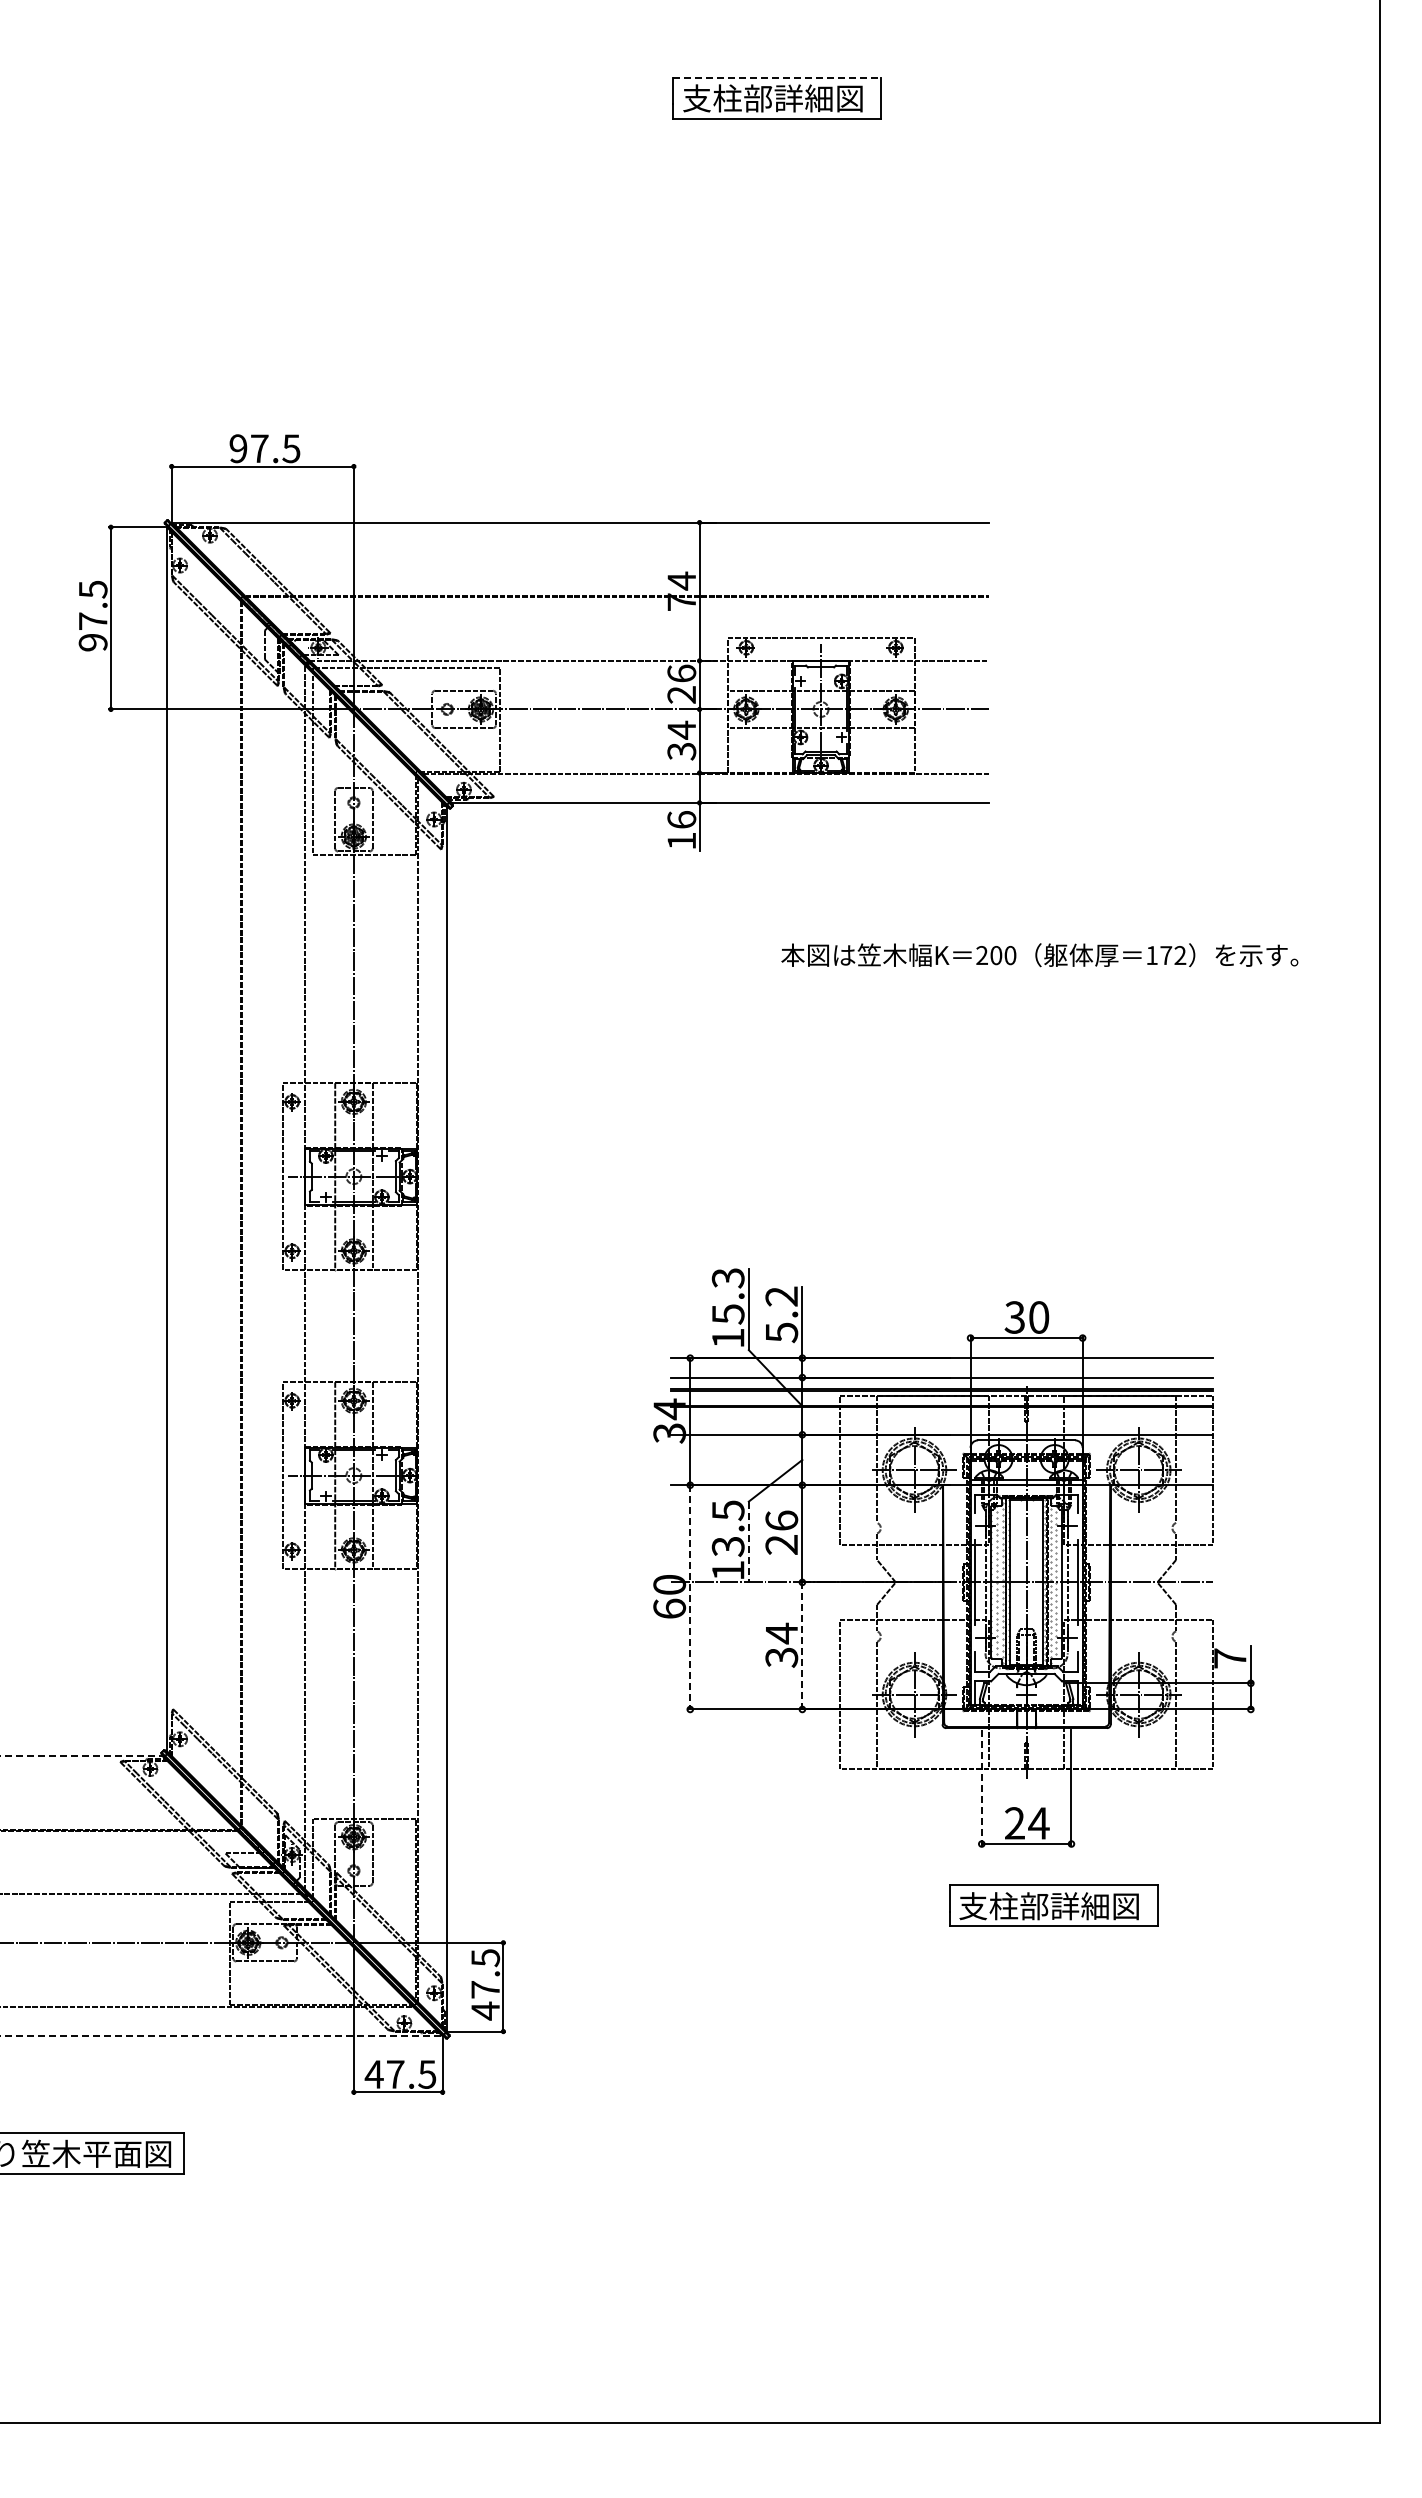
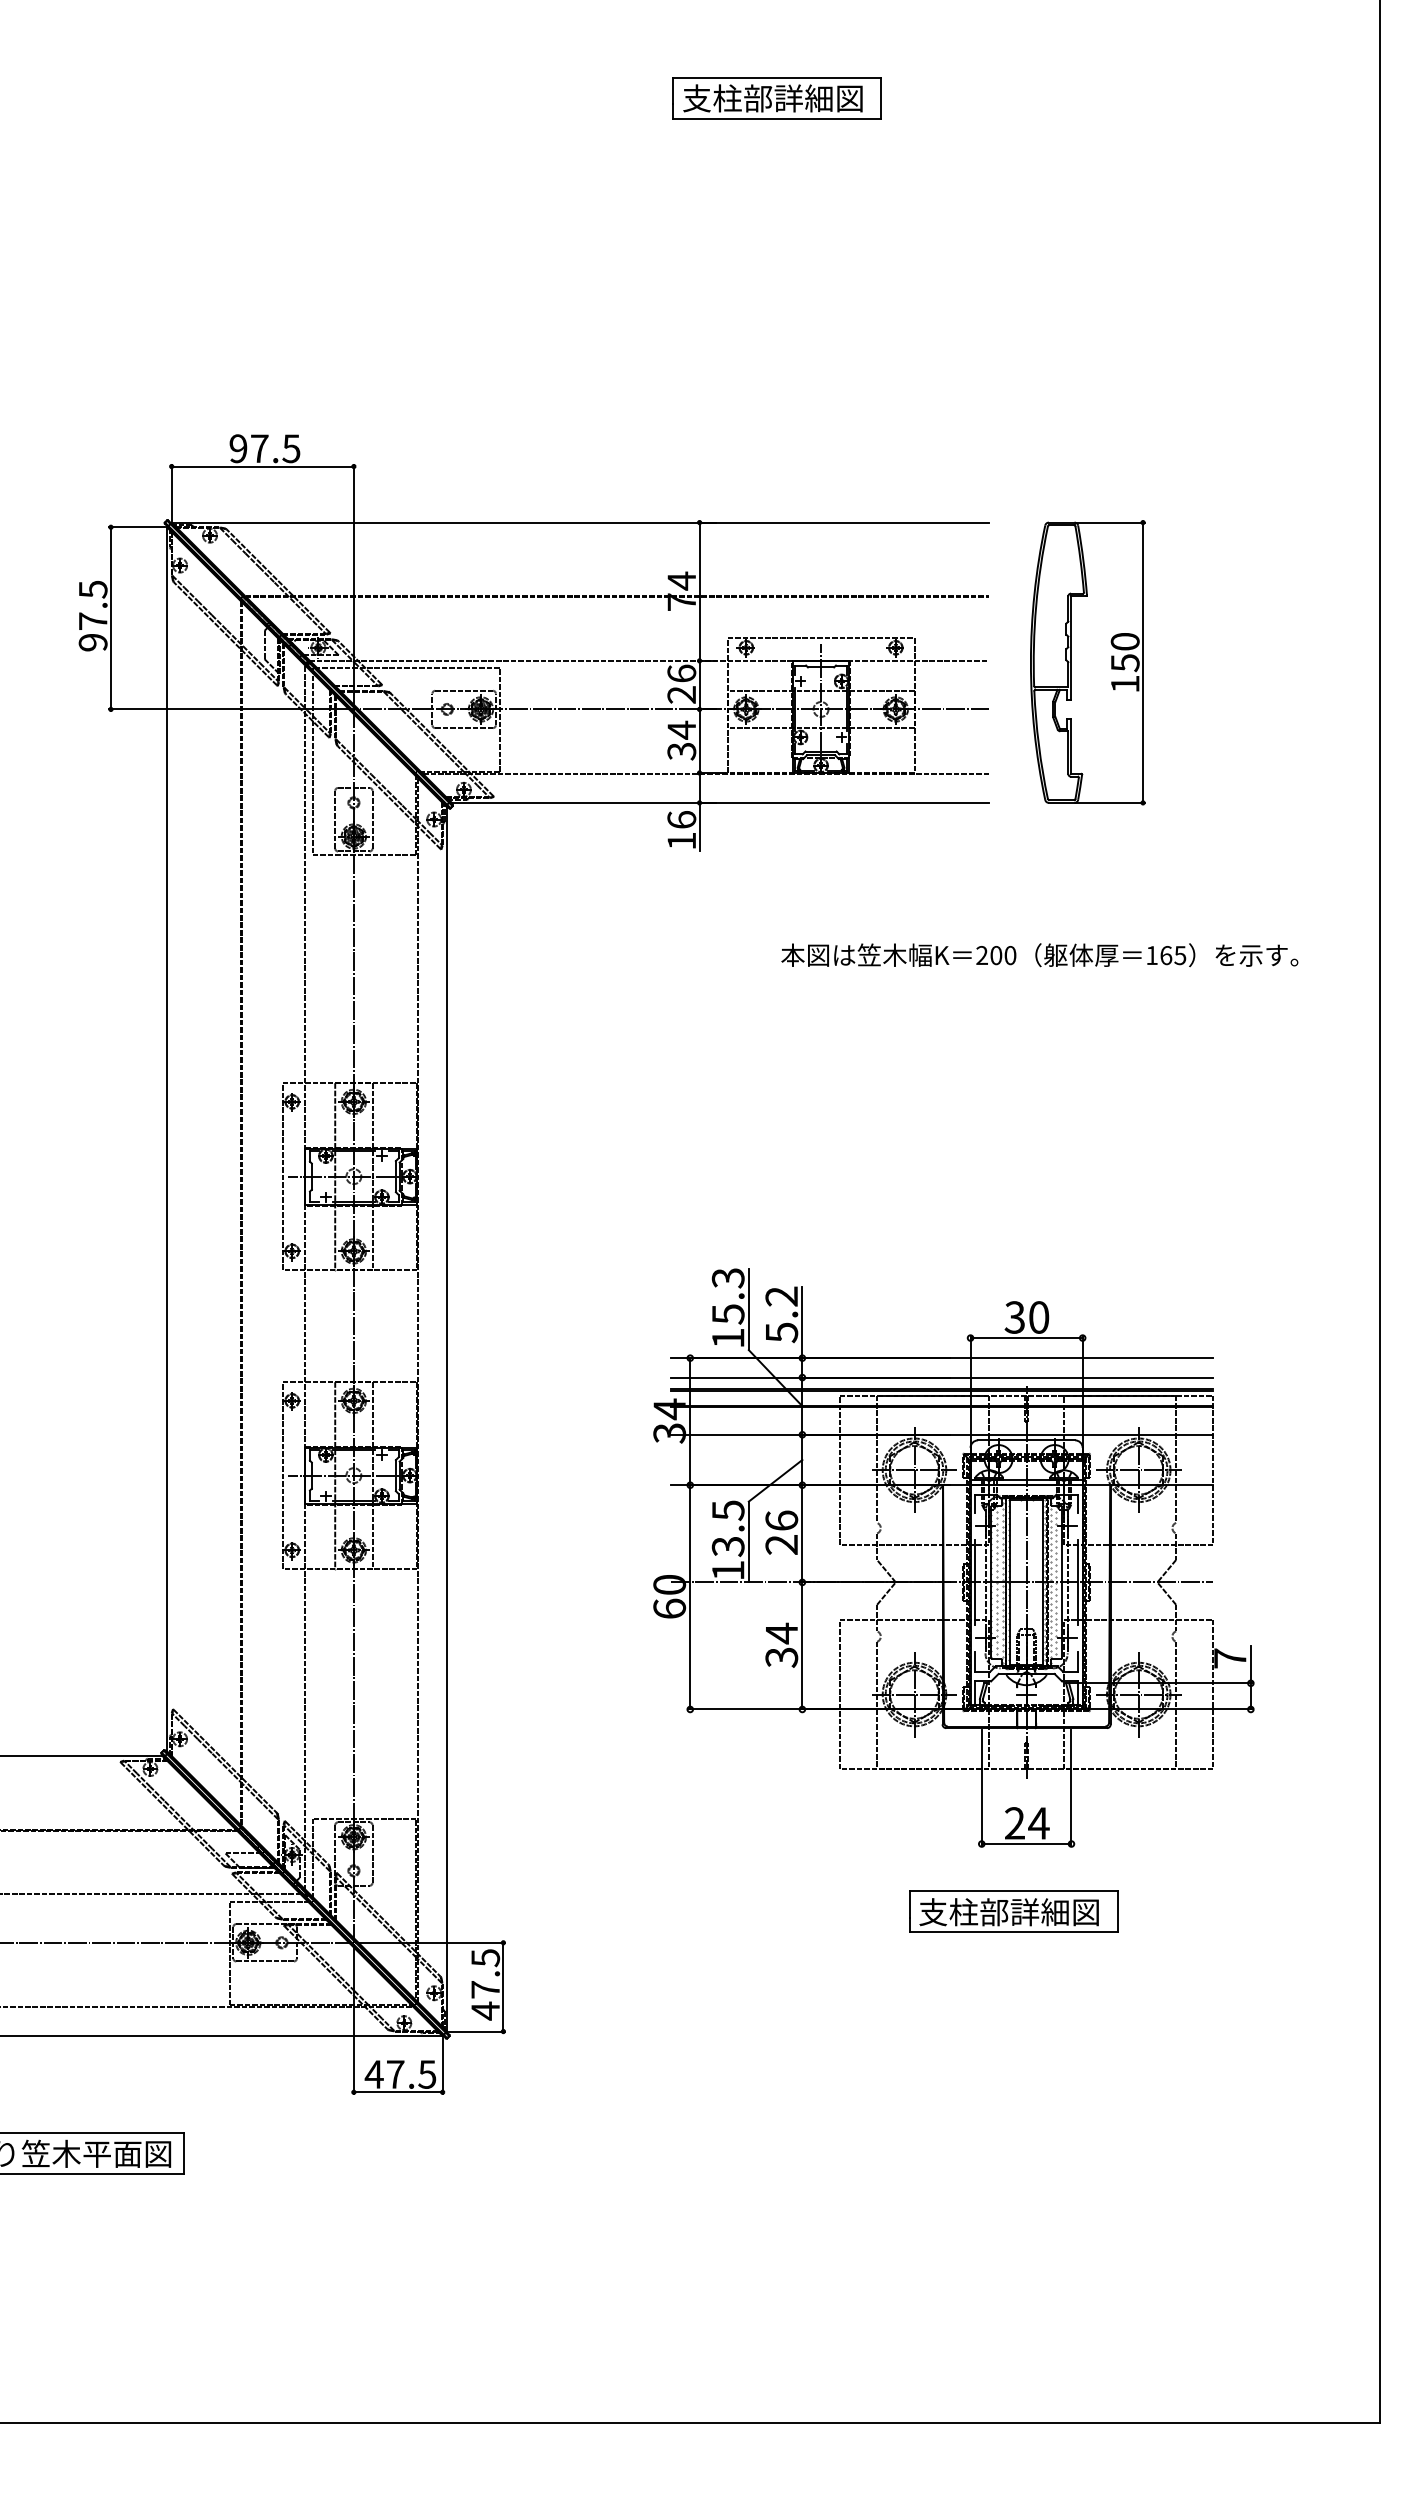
line: dashed -> solid (777, 77)
part: none -> present (1087, 662)
text: 172 -> 165 (1173, 955)
line: dashed -> solid (748, 1542)
line: dashed -> solid (690, 1597)
line: dashed -> solid (802, 1645)
line: dashed -> solid (81, 1755)
line: dashed -> solid (981, 1787)
part position: (1053, 1905) -> (1013, 1911) (1013, 1911)
line: dashed -> solid (221, 2036)
